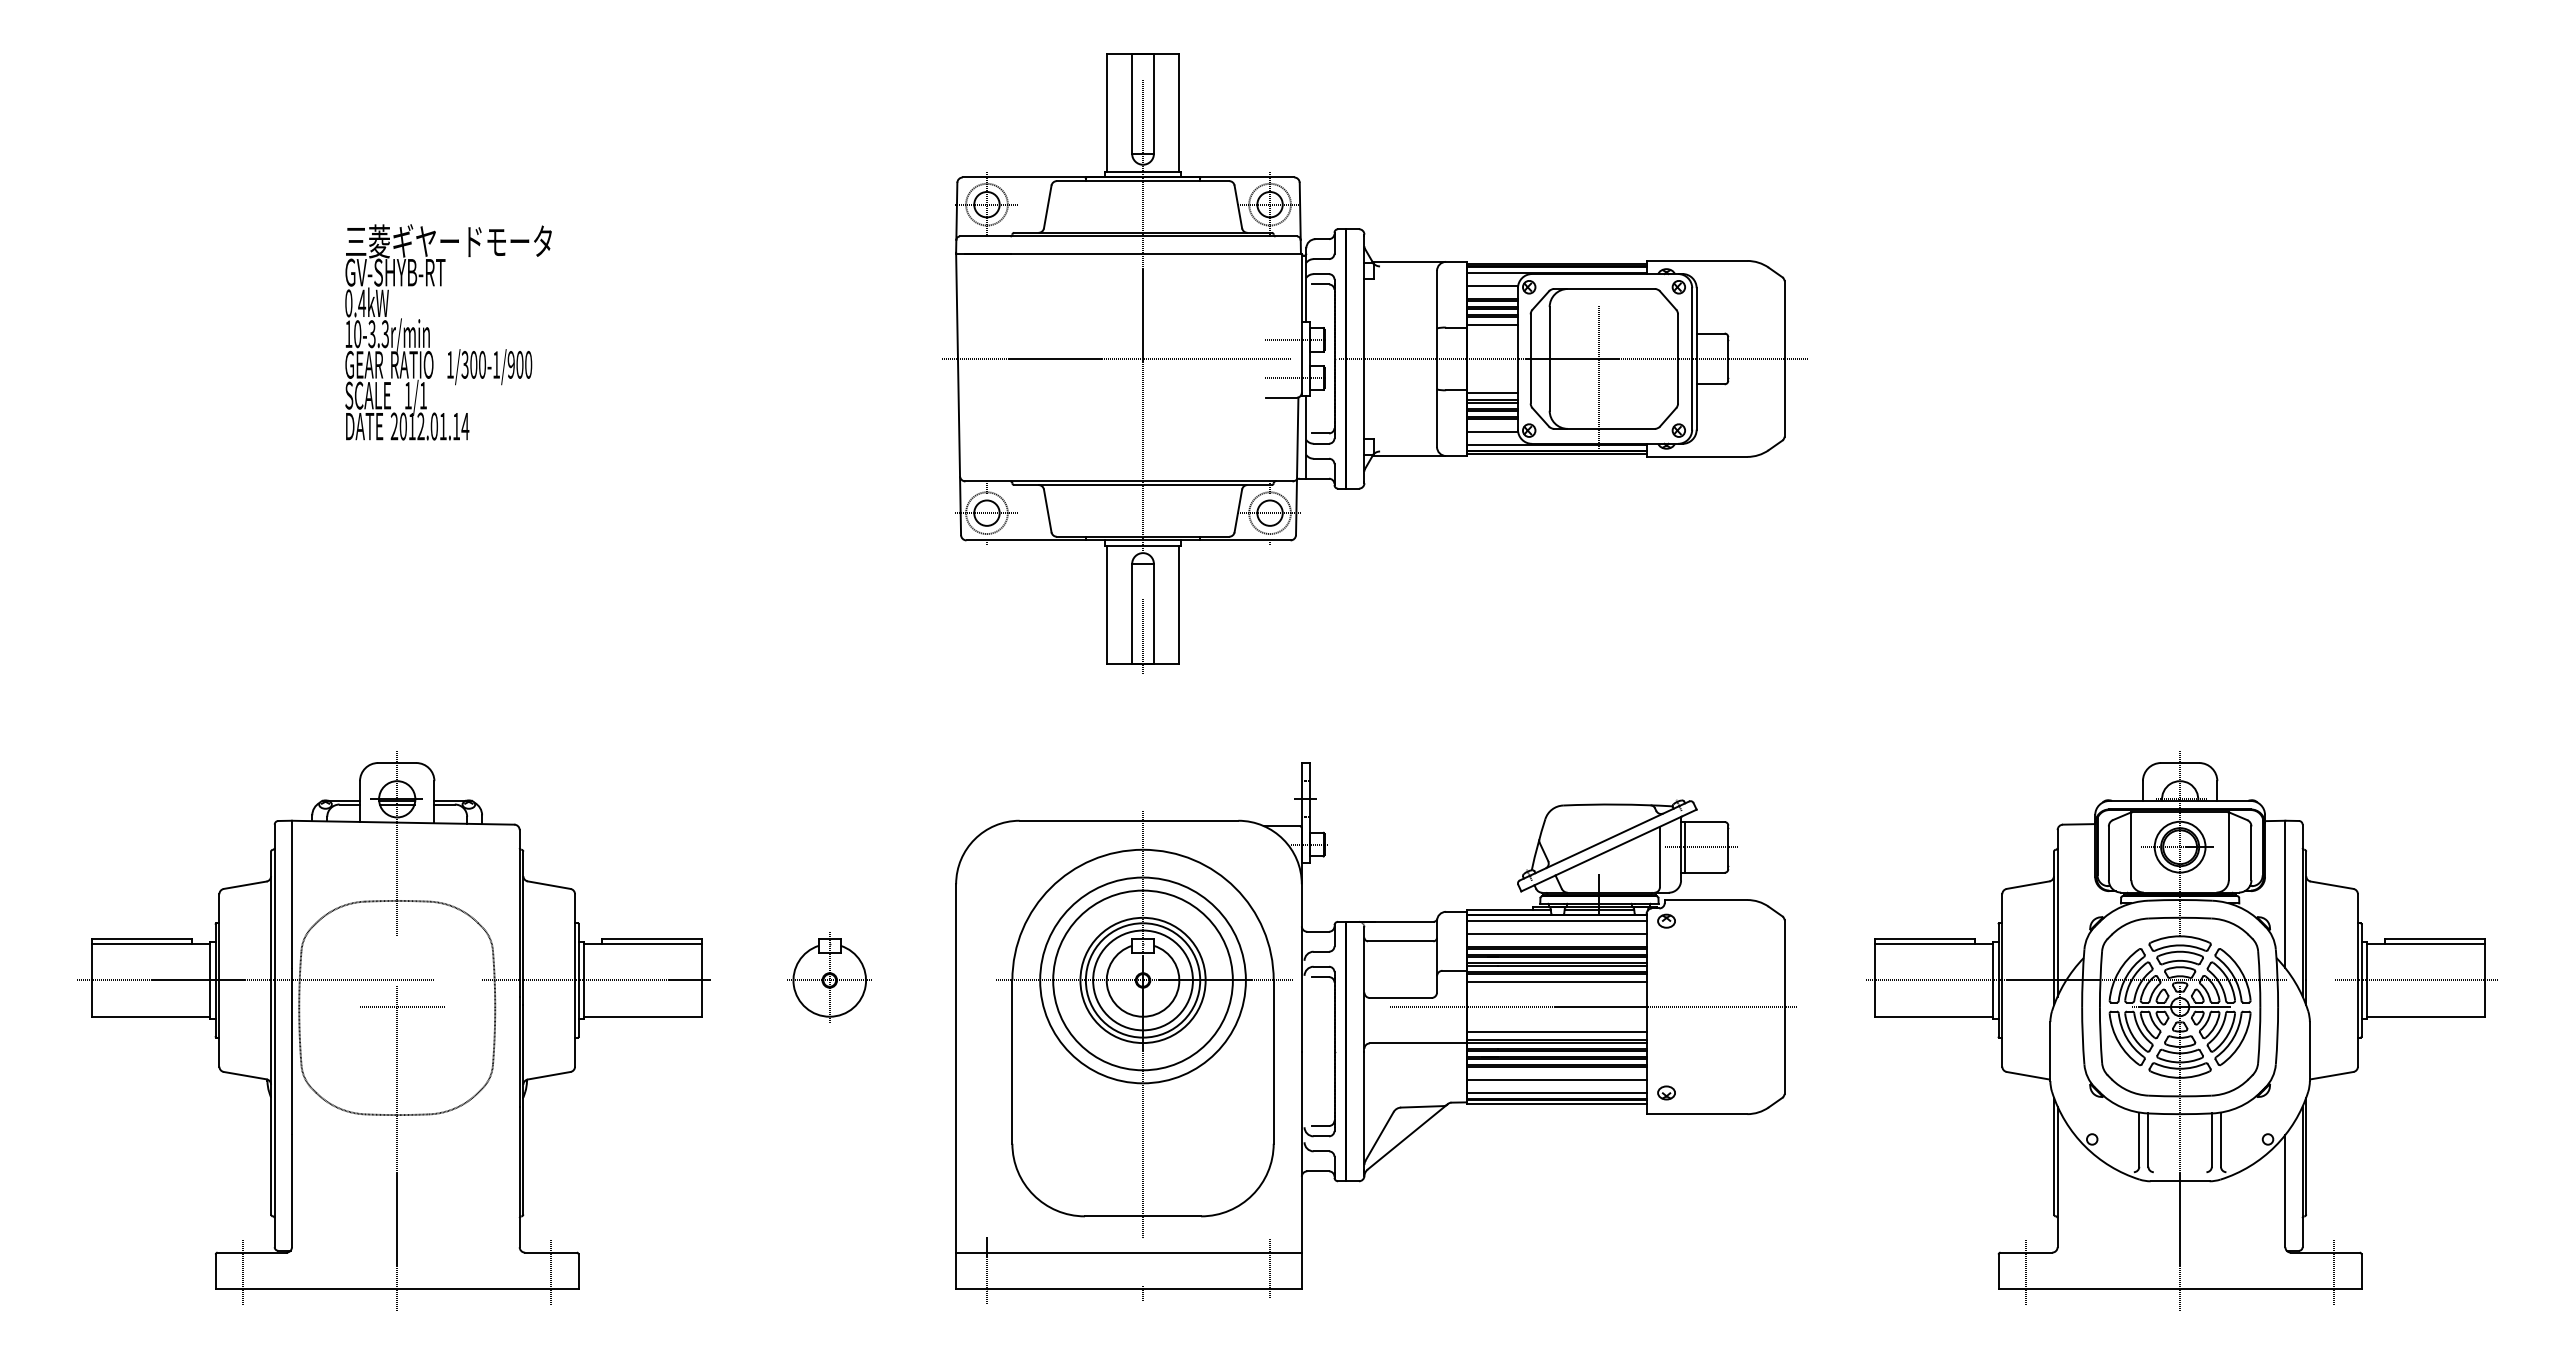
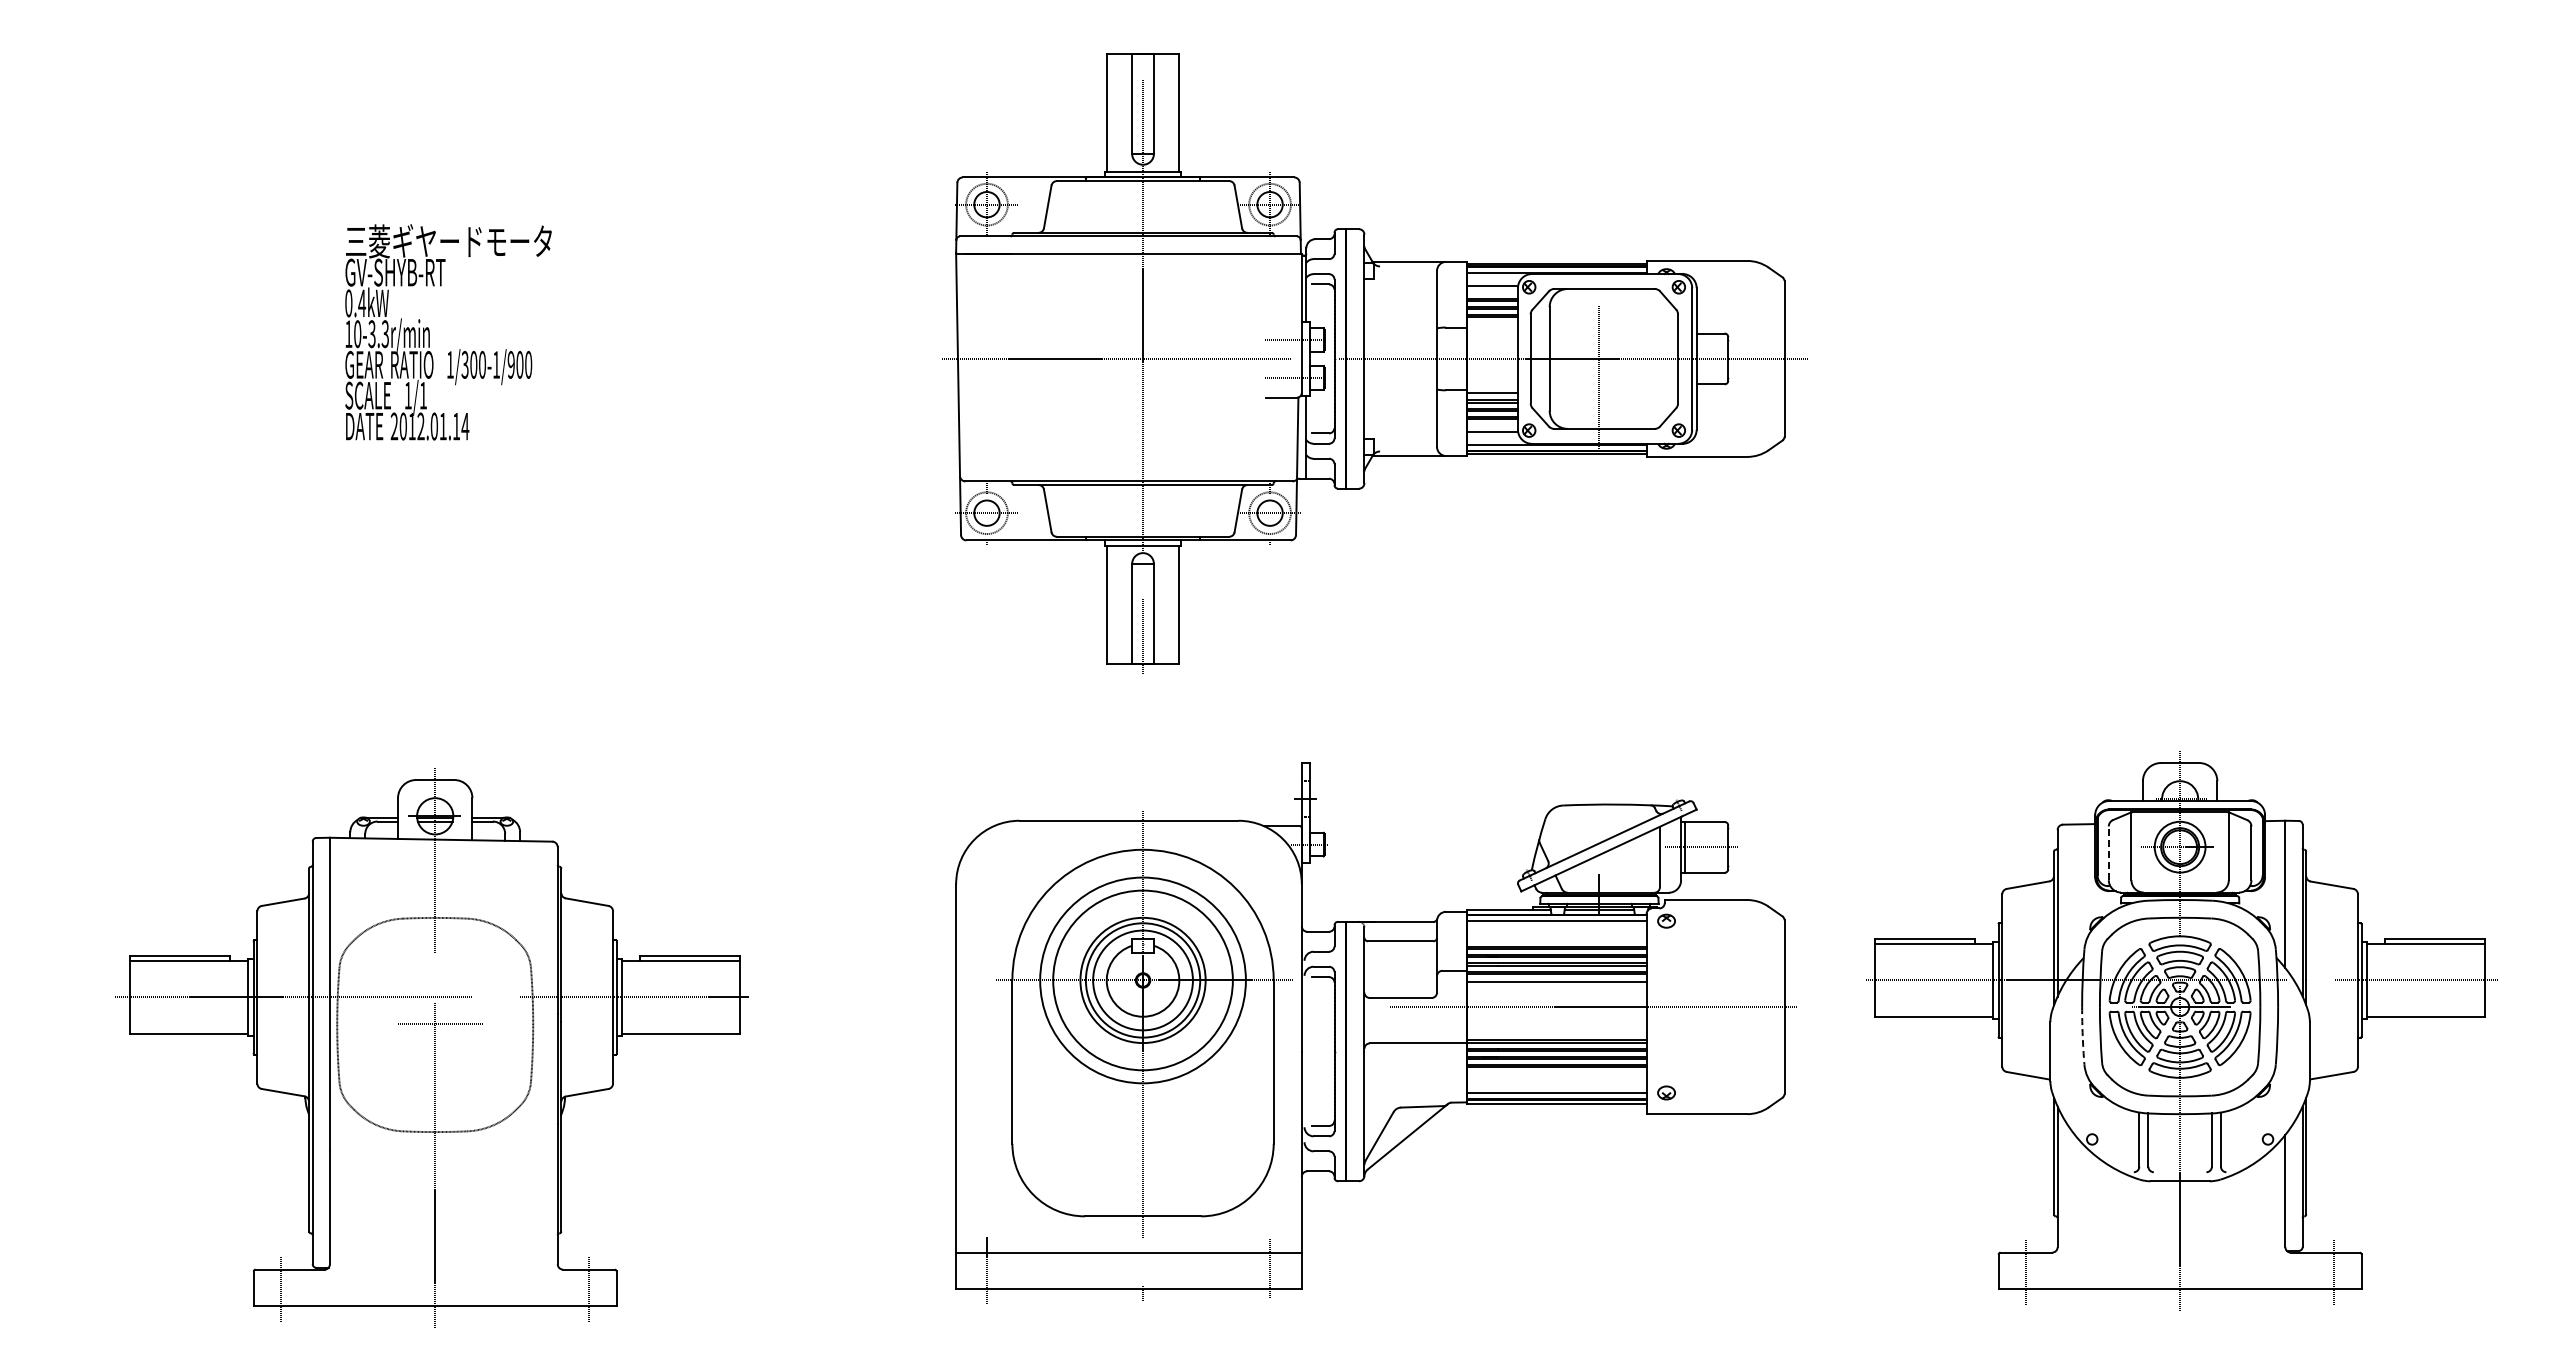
line: present -> none (1491, 324)
line: solid -> dashed (2108, 853)
line: present -> none (1556, 933)
part: present -> none (829, 977)
part position: (393, 1030) -> (431, 1047) (431, 1047)
line: present -> none (1556, 1032)
arc: solid -> dashed (2082, 1035)
line: present -> none (1556, 1080)
